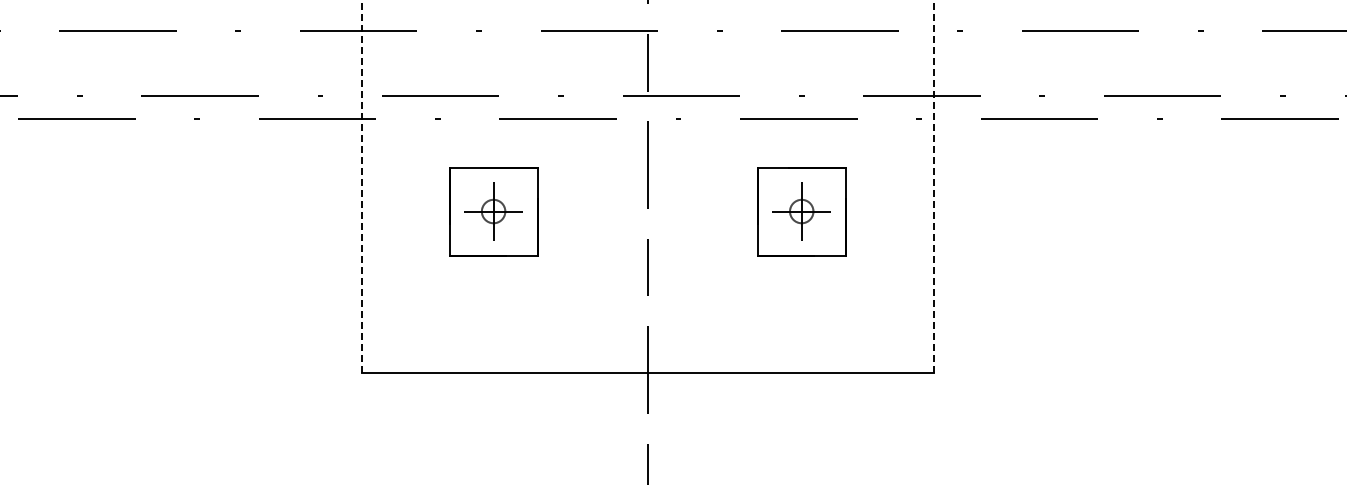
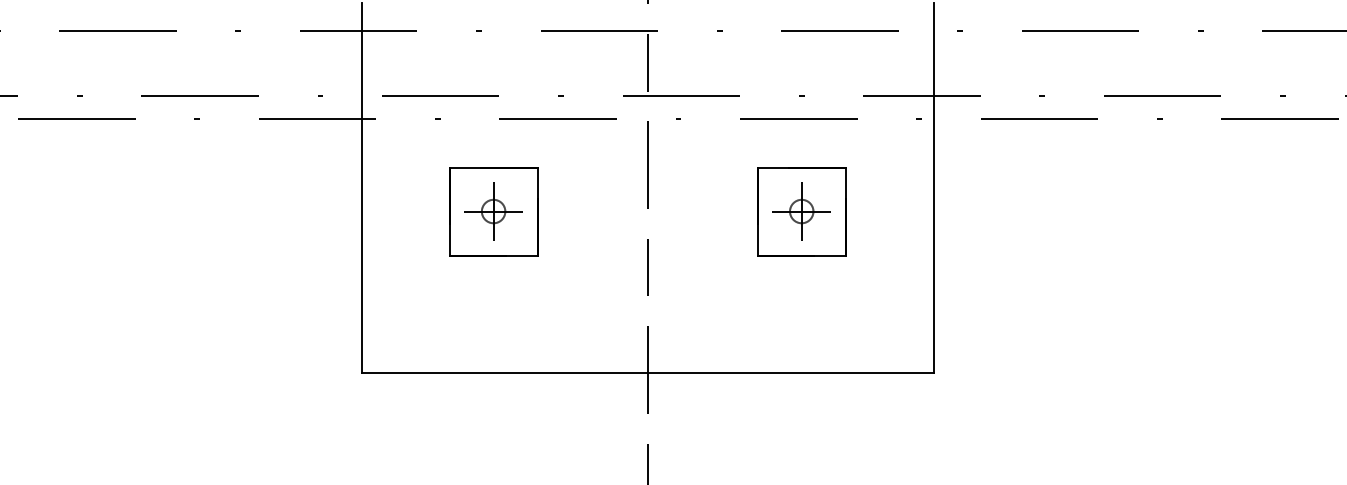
line: dashed -> solid (361, 188)
line: dashed -> solid (933, 188)
